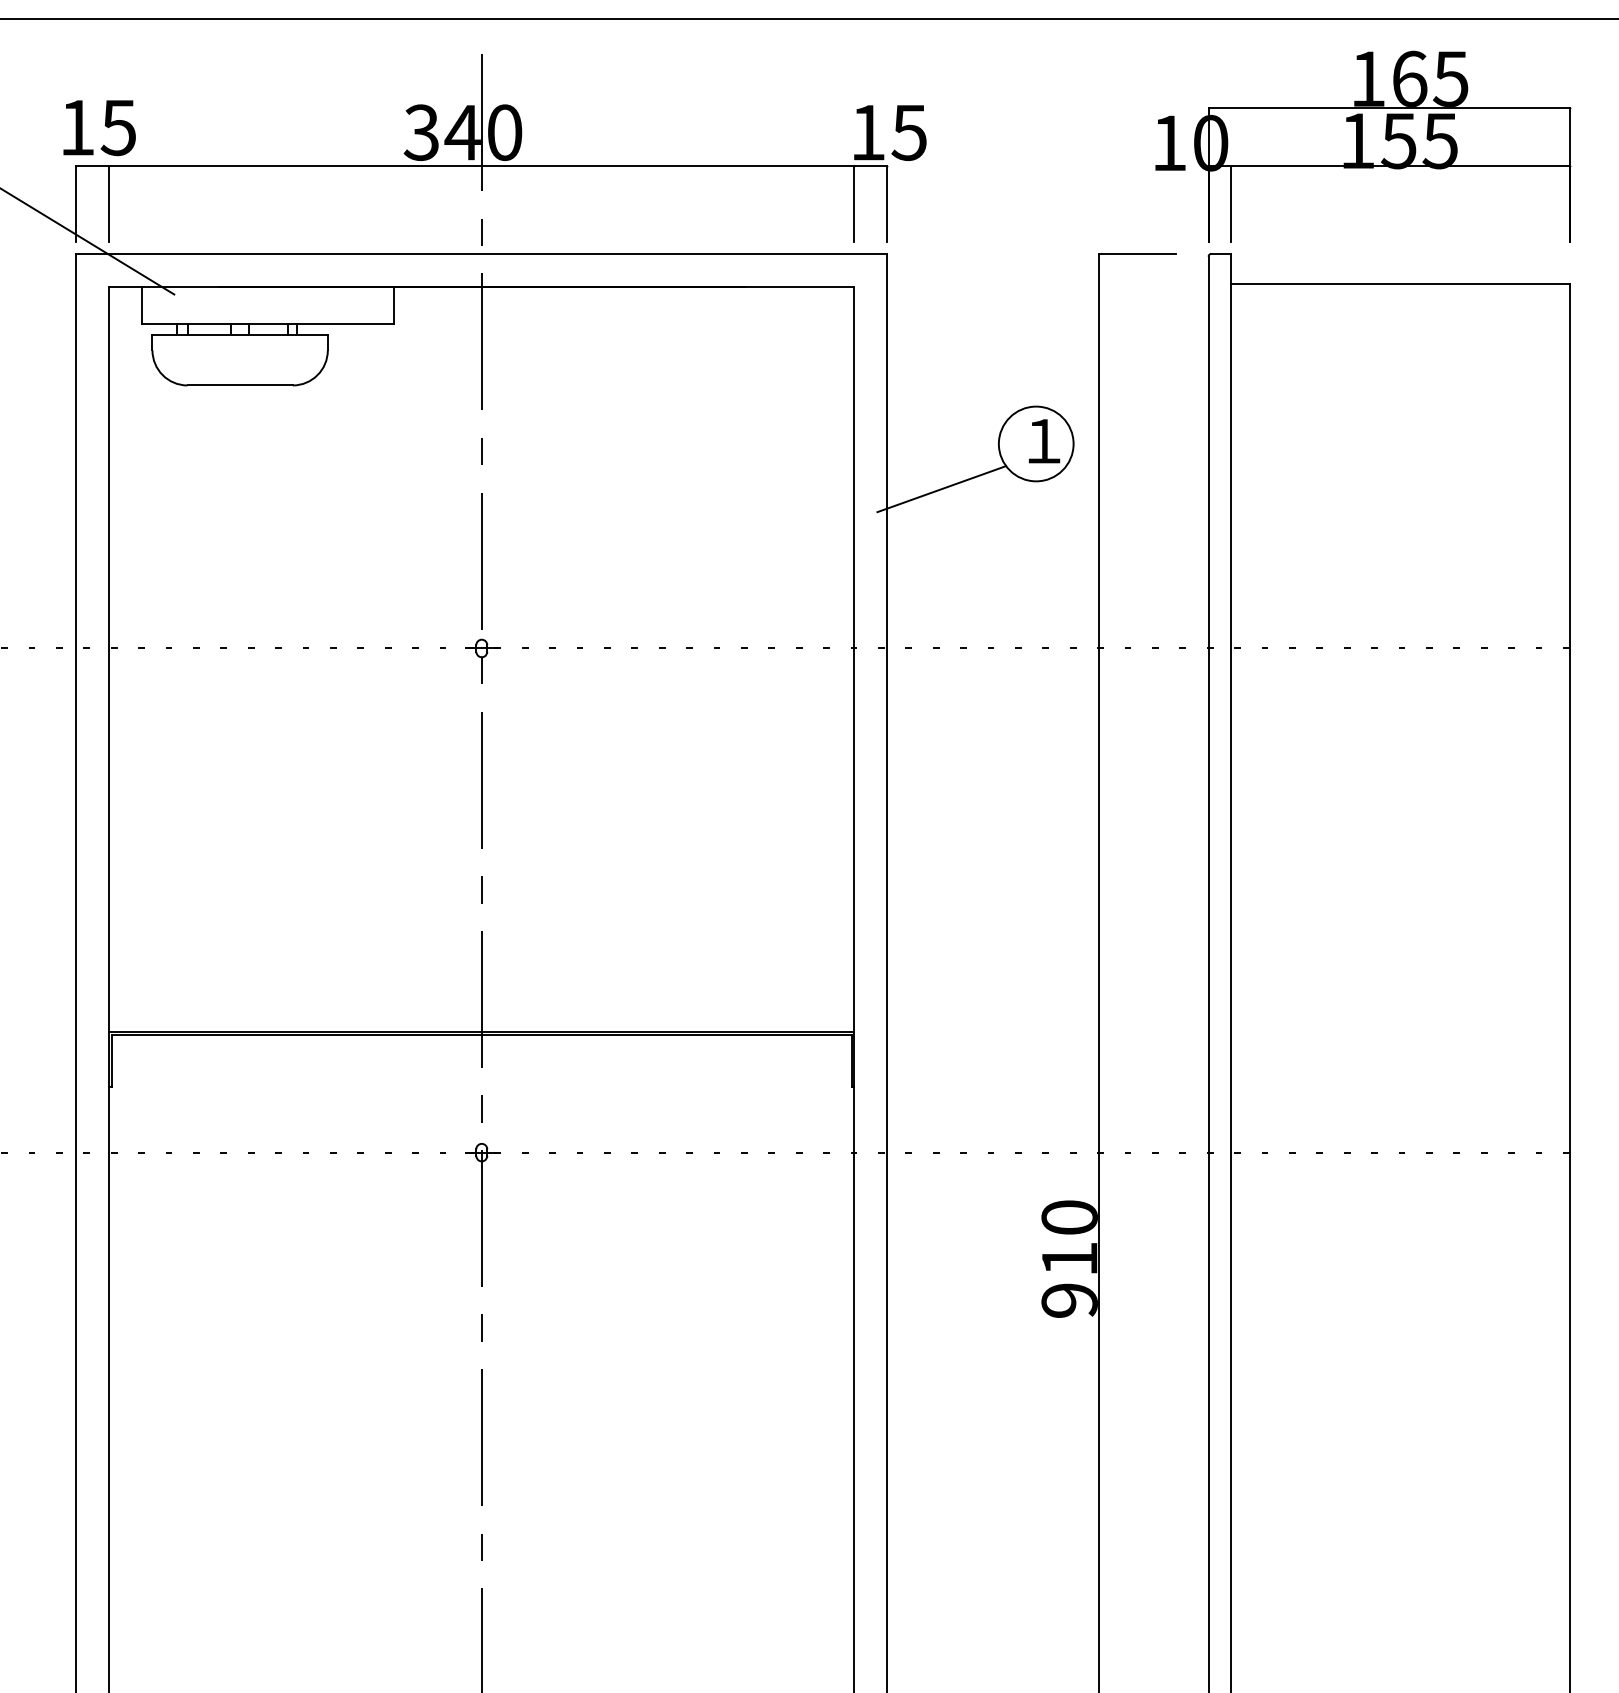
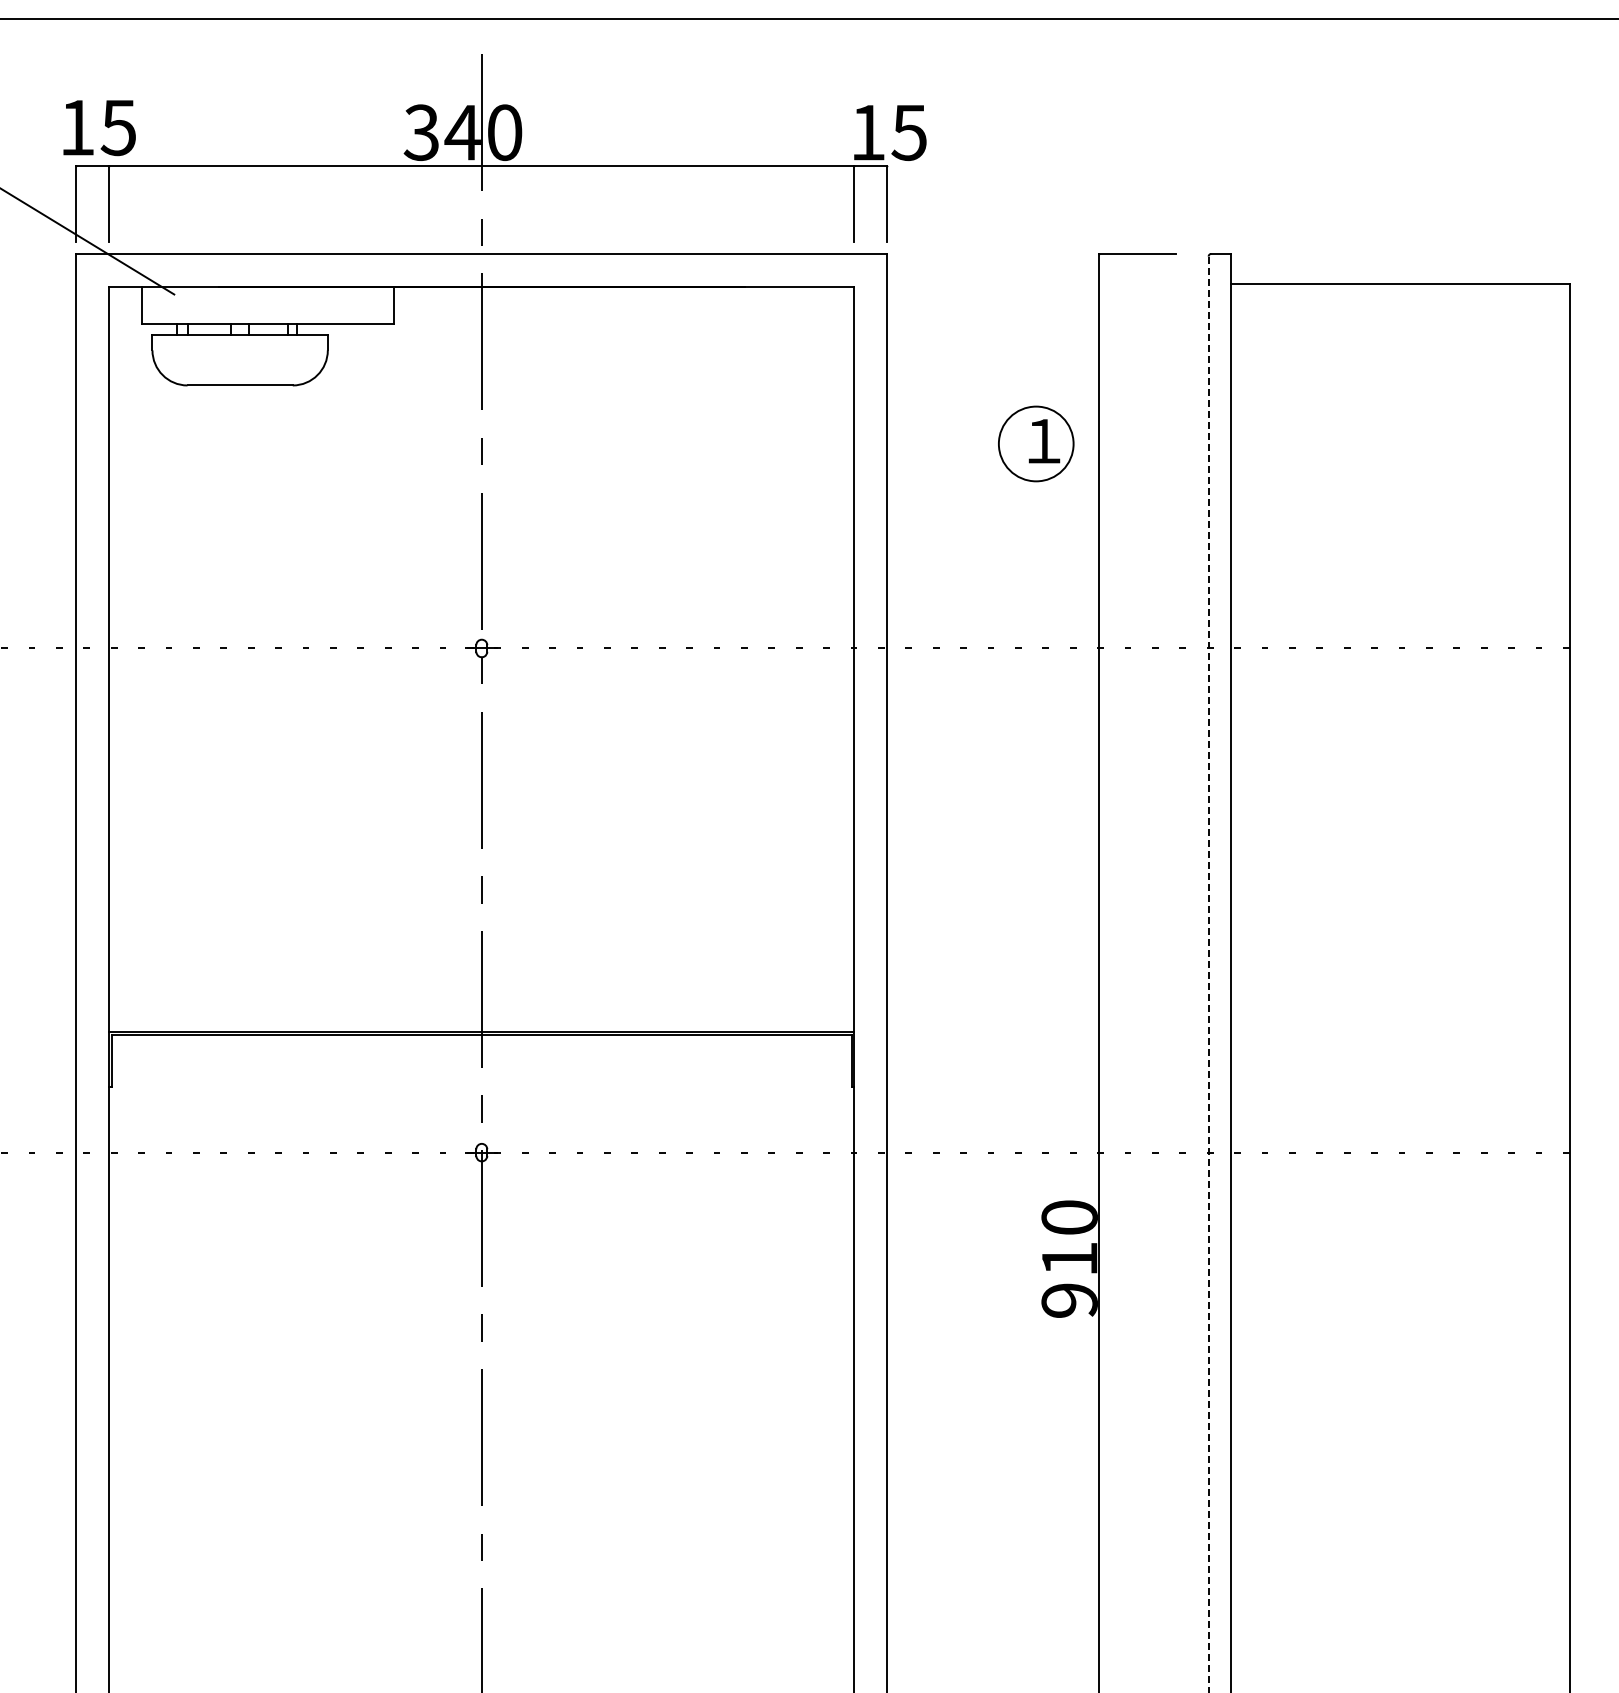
part: present -> none (1363, 146)
line: present -> none (941, 489)
line: solid -> dashed (1208, 974)
